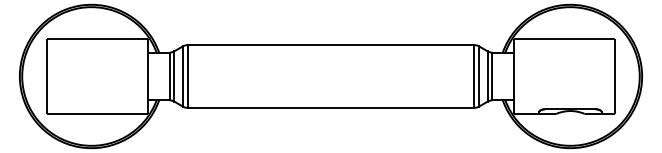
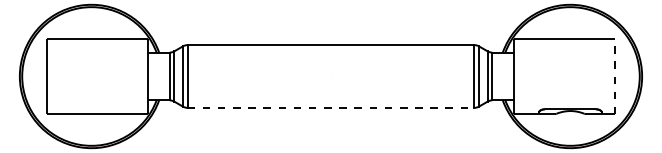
line: solid -> dashed (615, 76)
line: solid -> dashed (331, 107)
